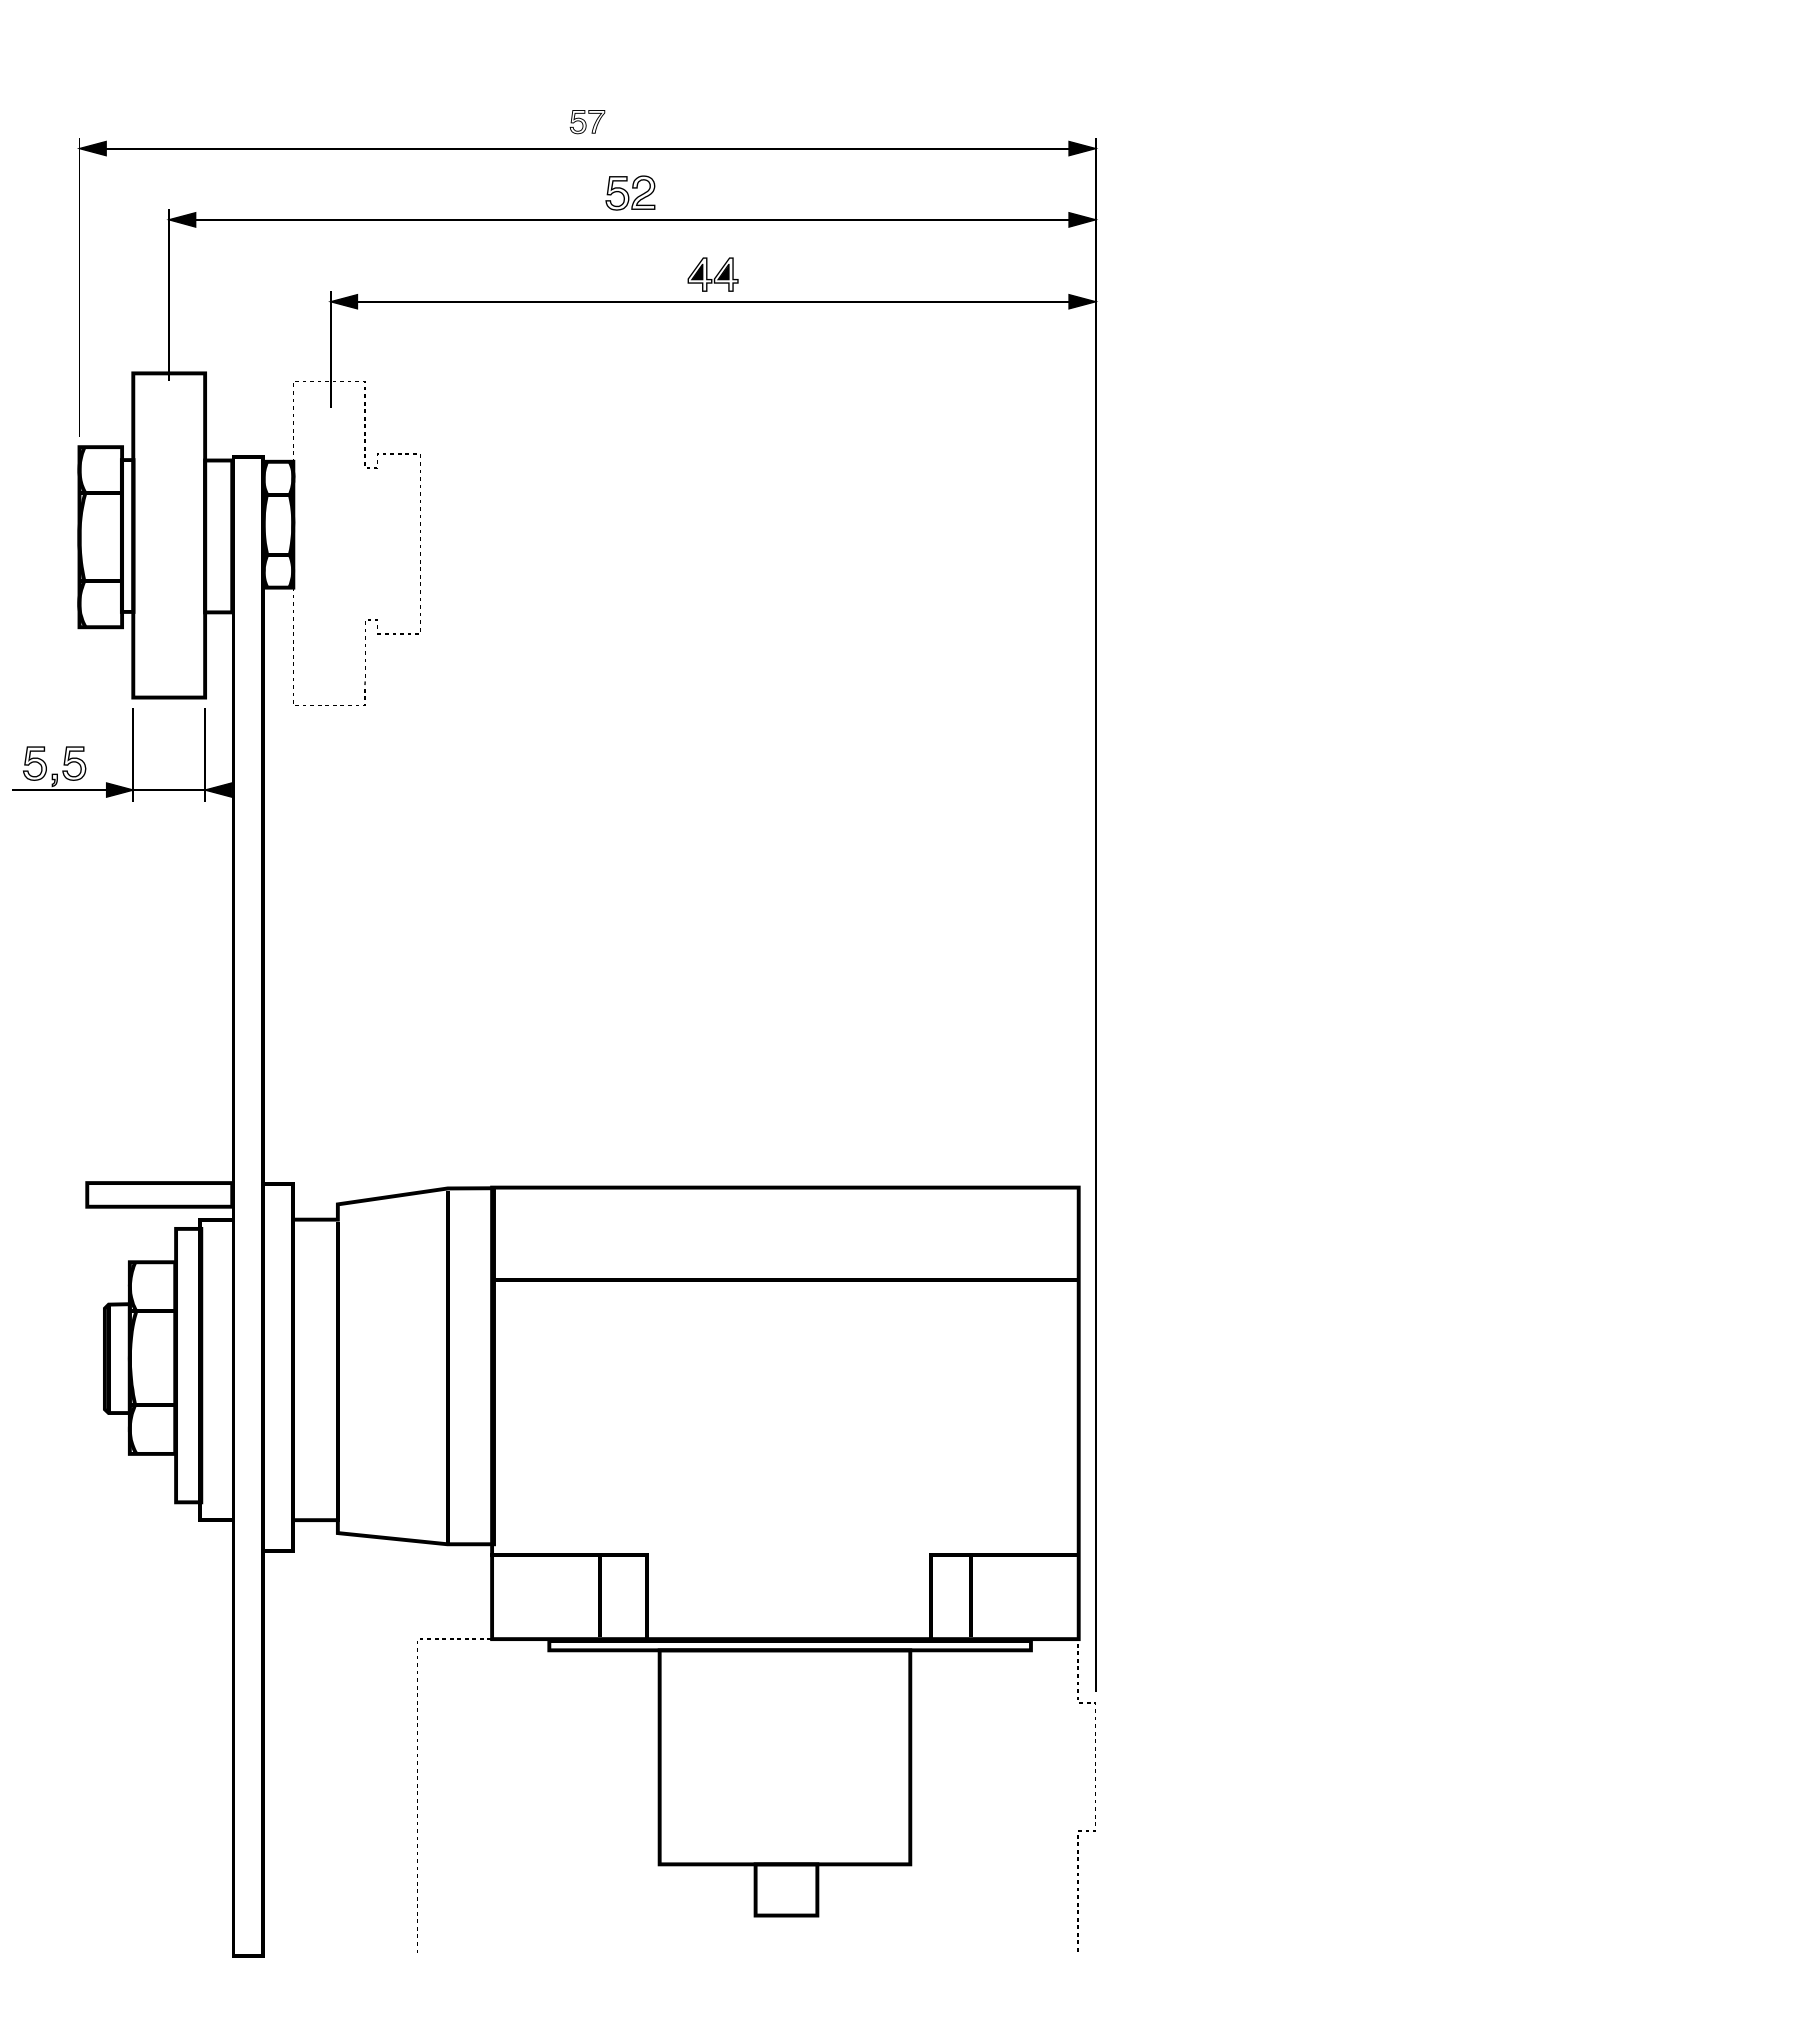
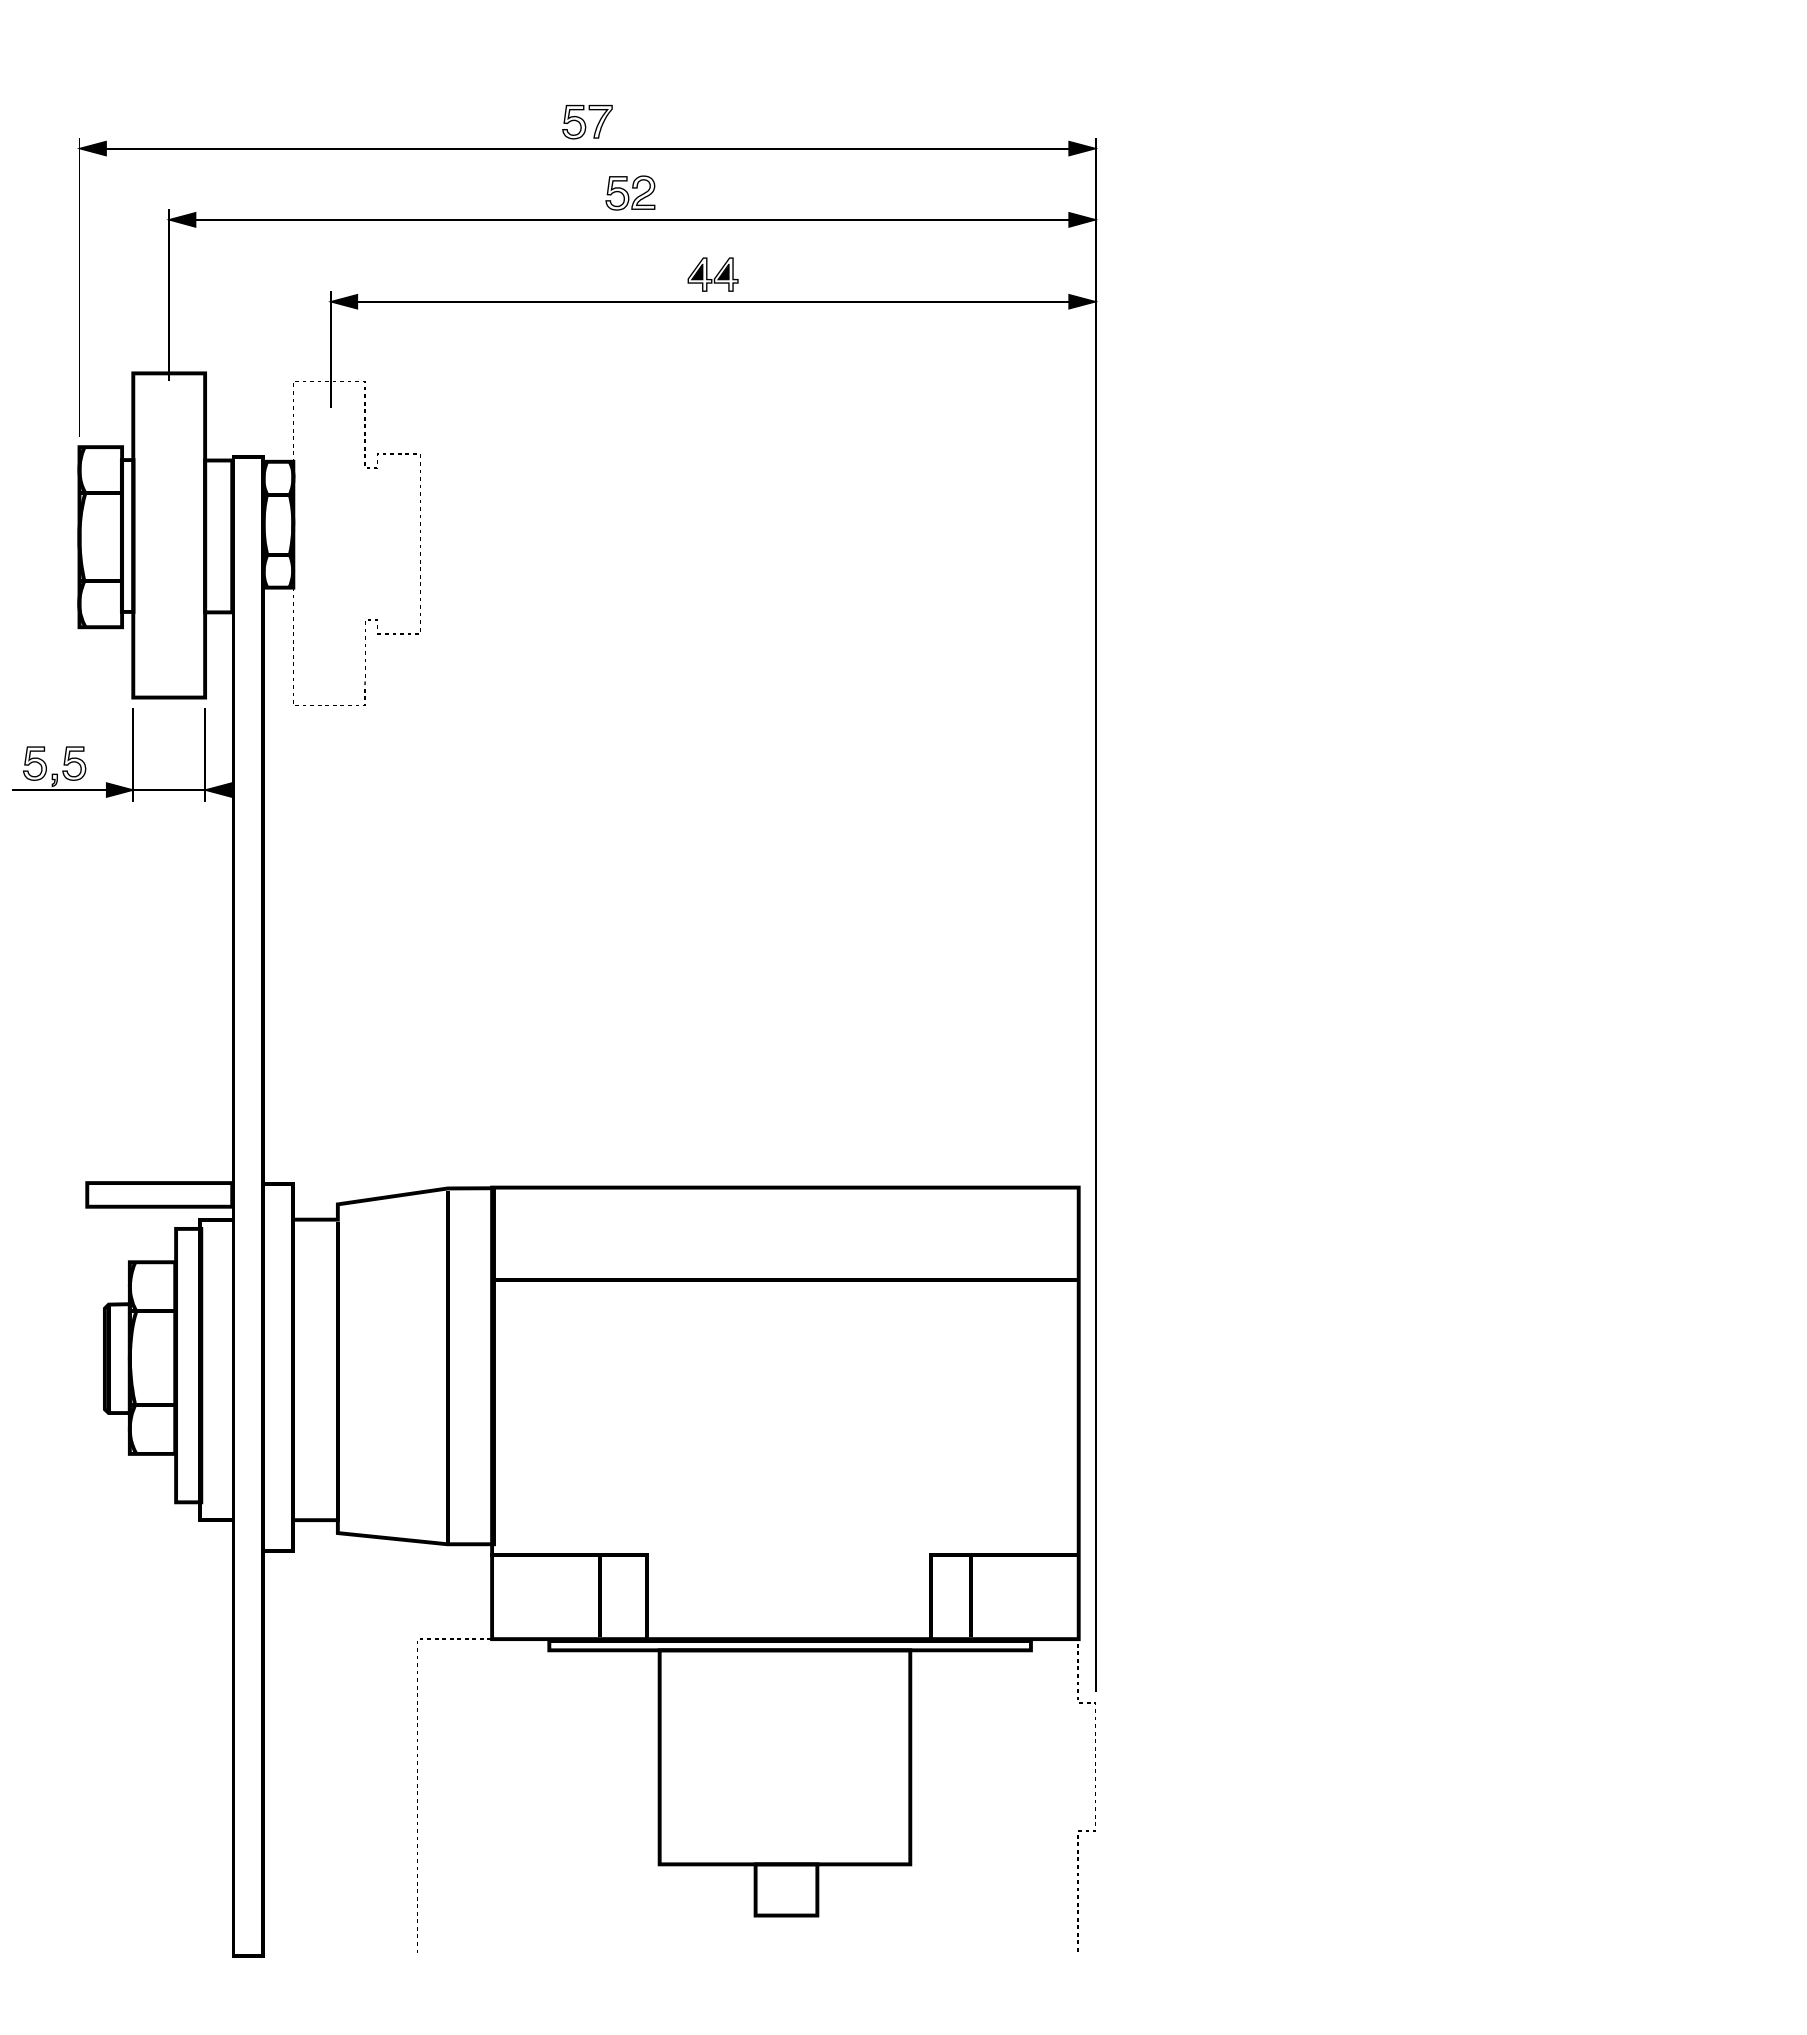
part size: 37x25 px -> 51x36 px (587, 121)
